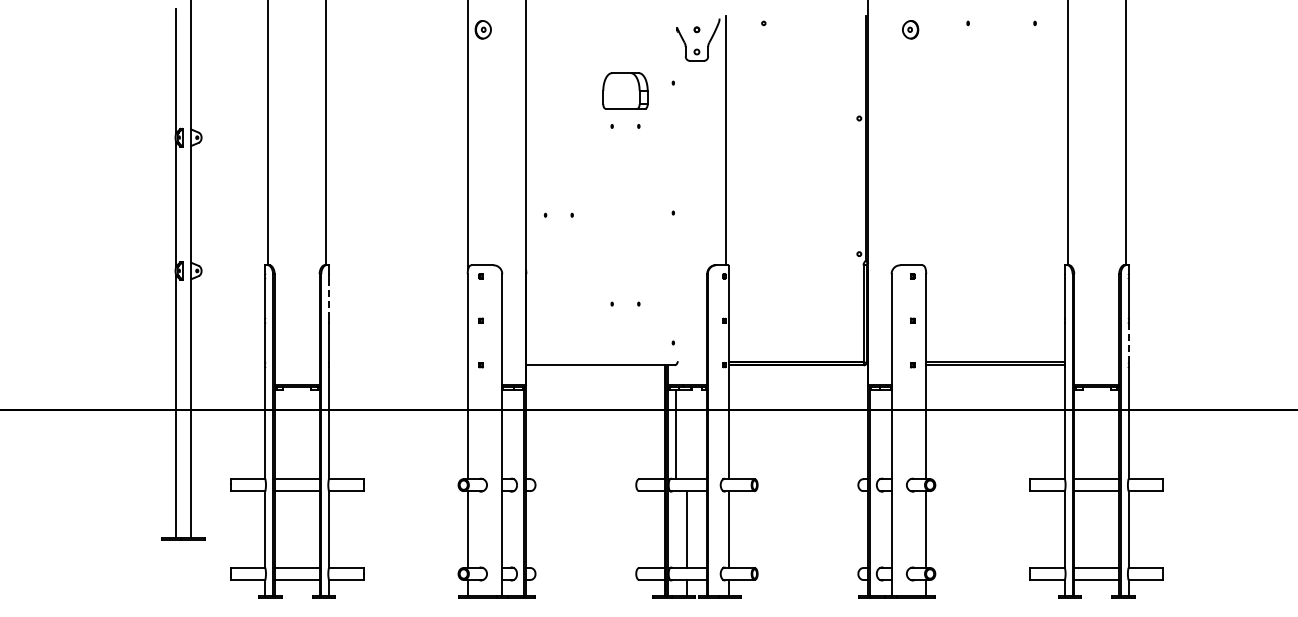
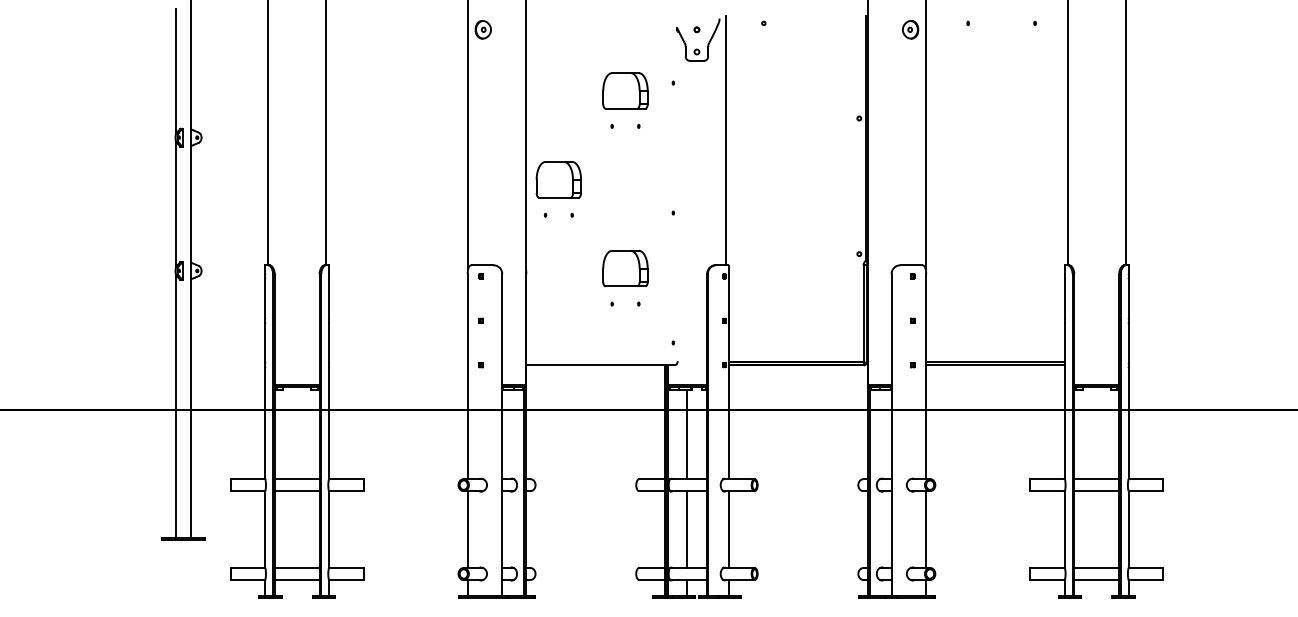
line: none -> present (925, 135)
part: none -> present (558, 179)
part: none -> present (625, 268)
line: dashed -> solid (329, 298)
line: dashed -> solid (1128, 343)
line position: (675, 434) -> (686, 434) (686, 434)
